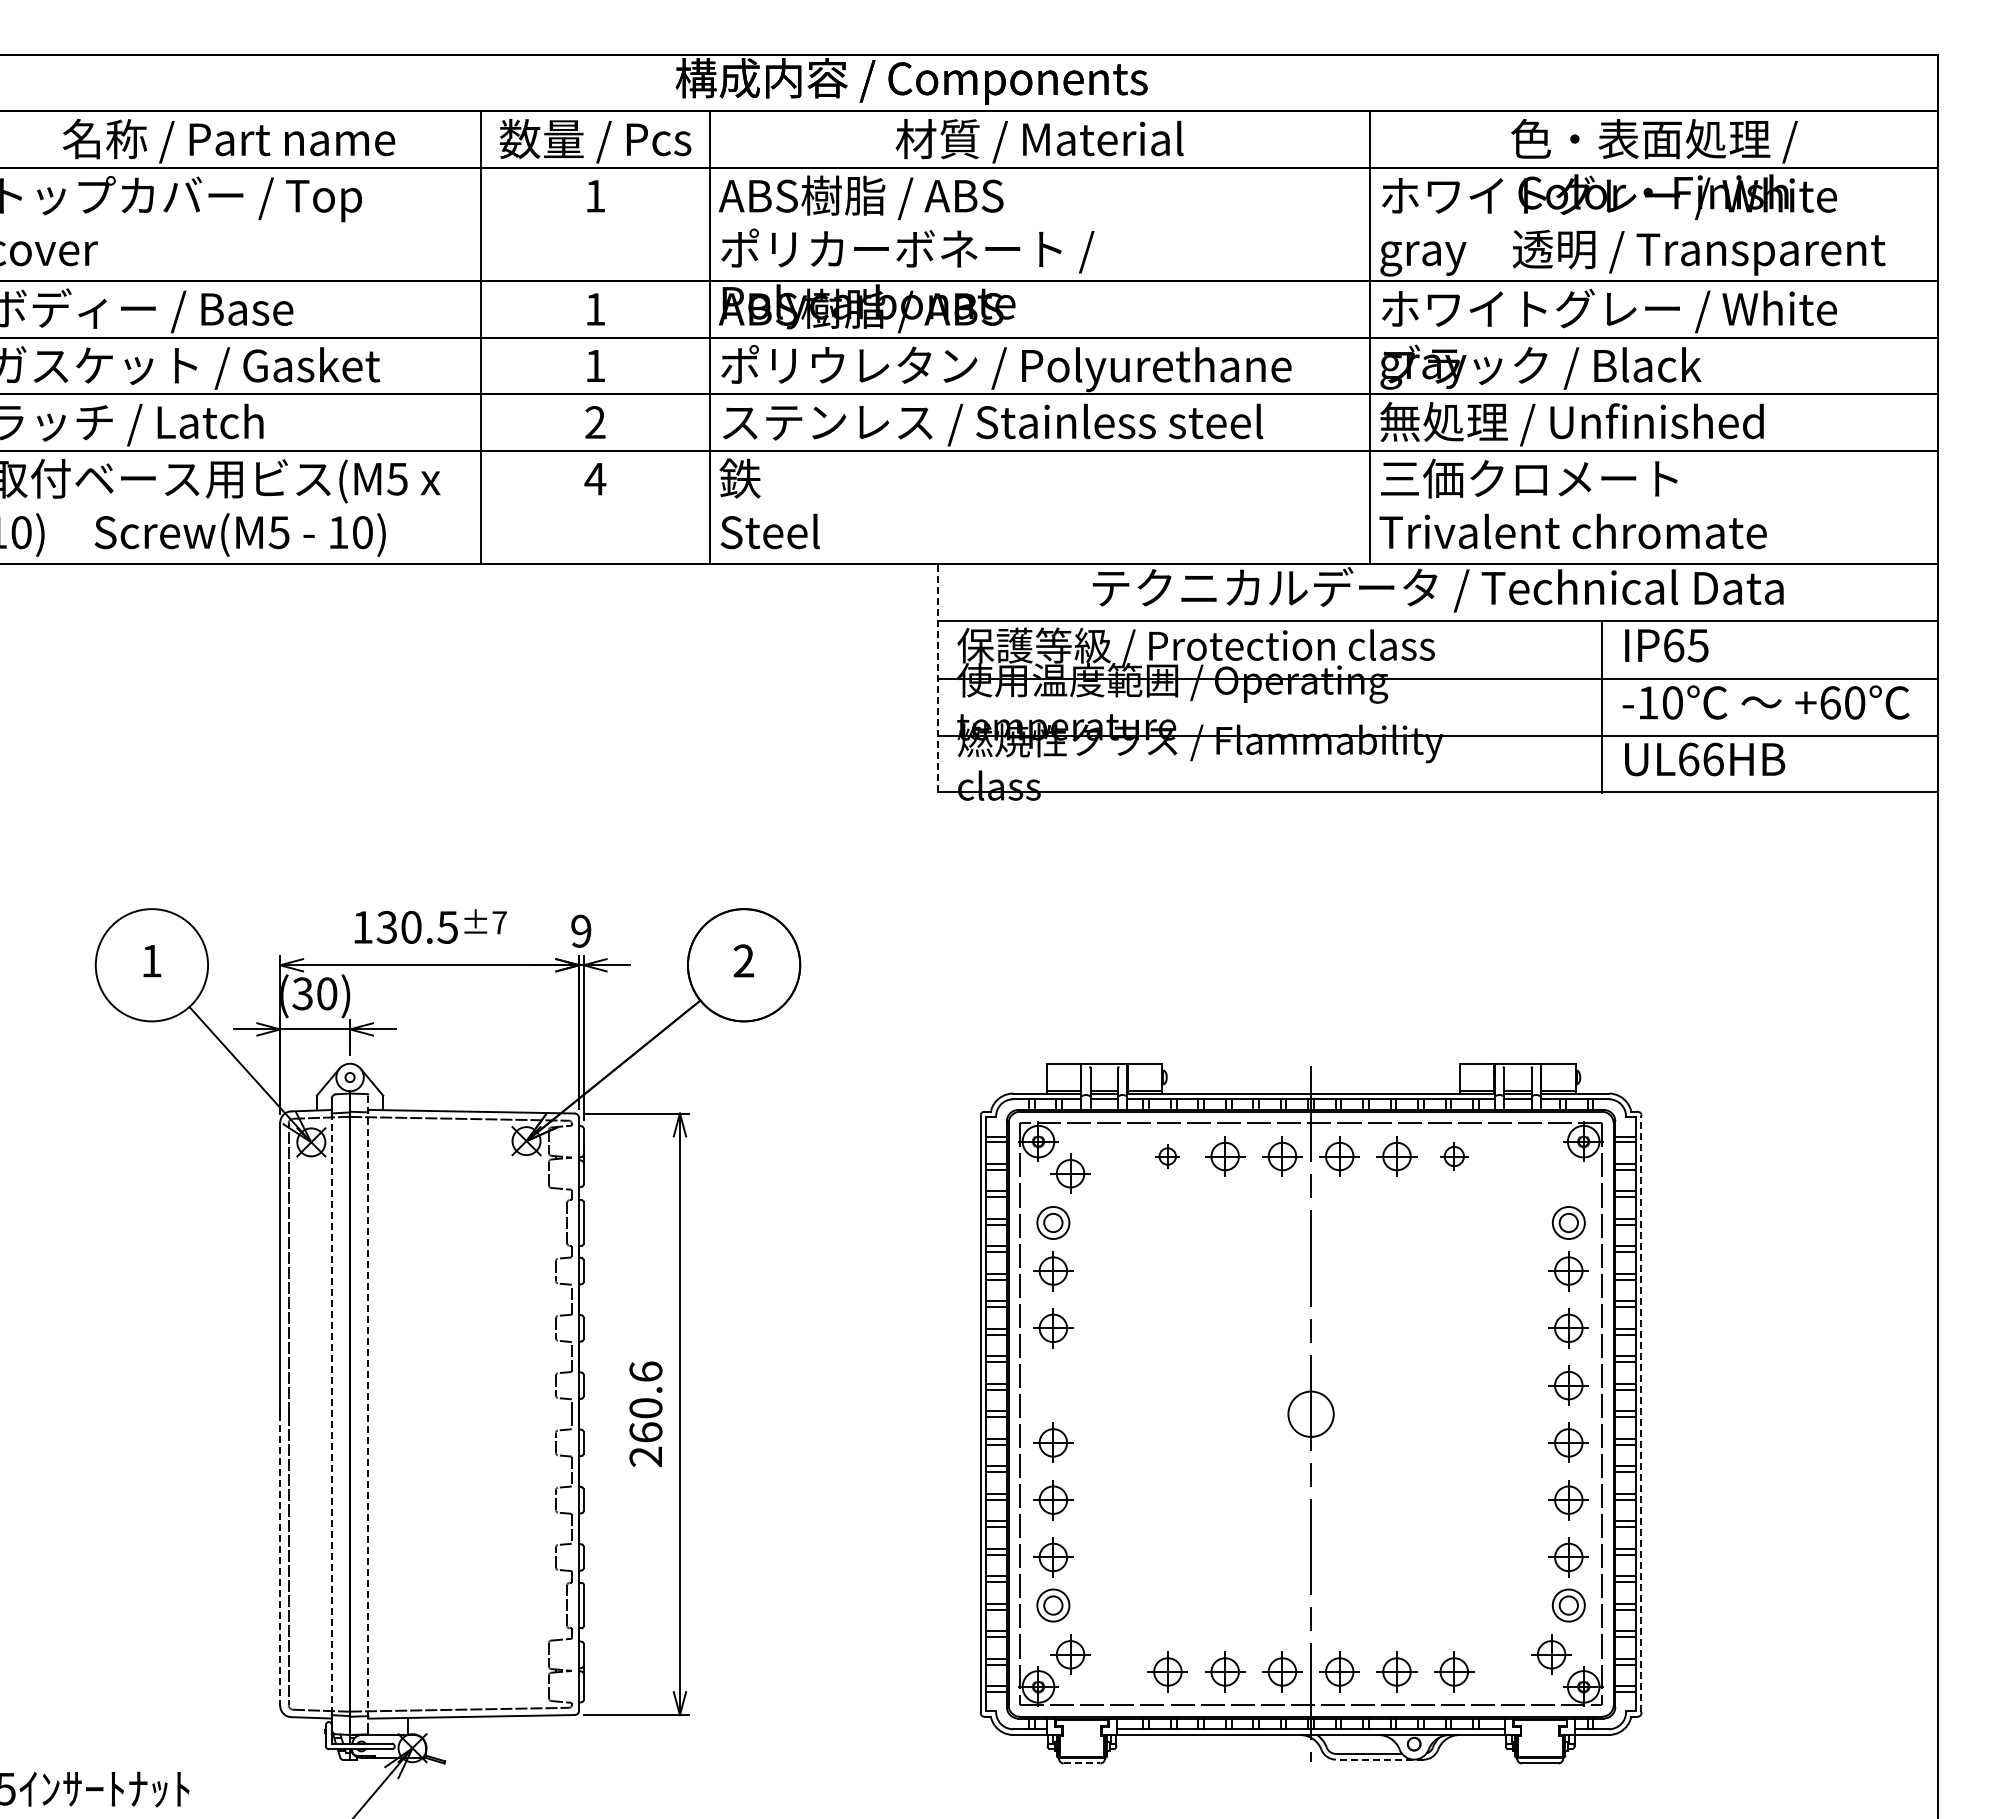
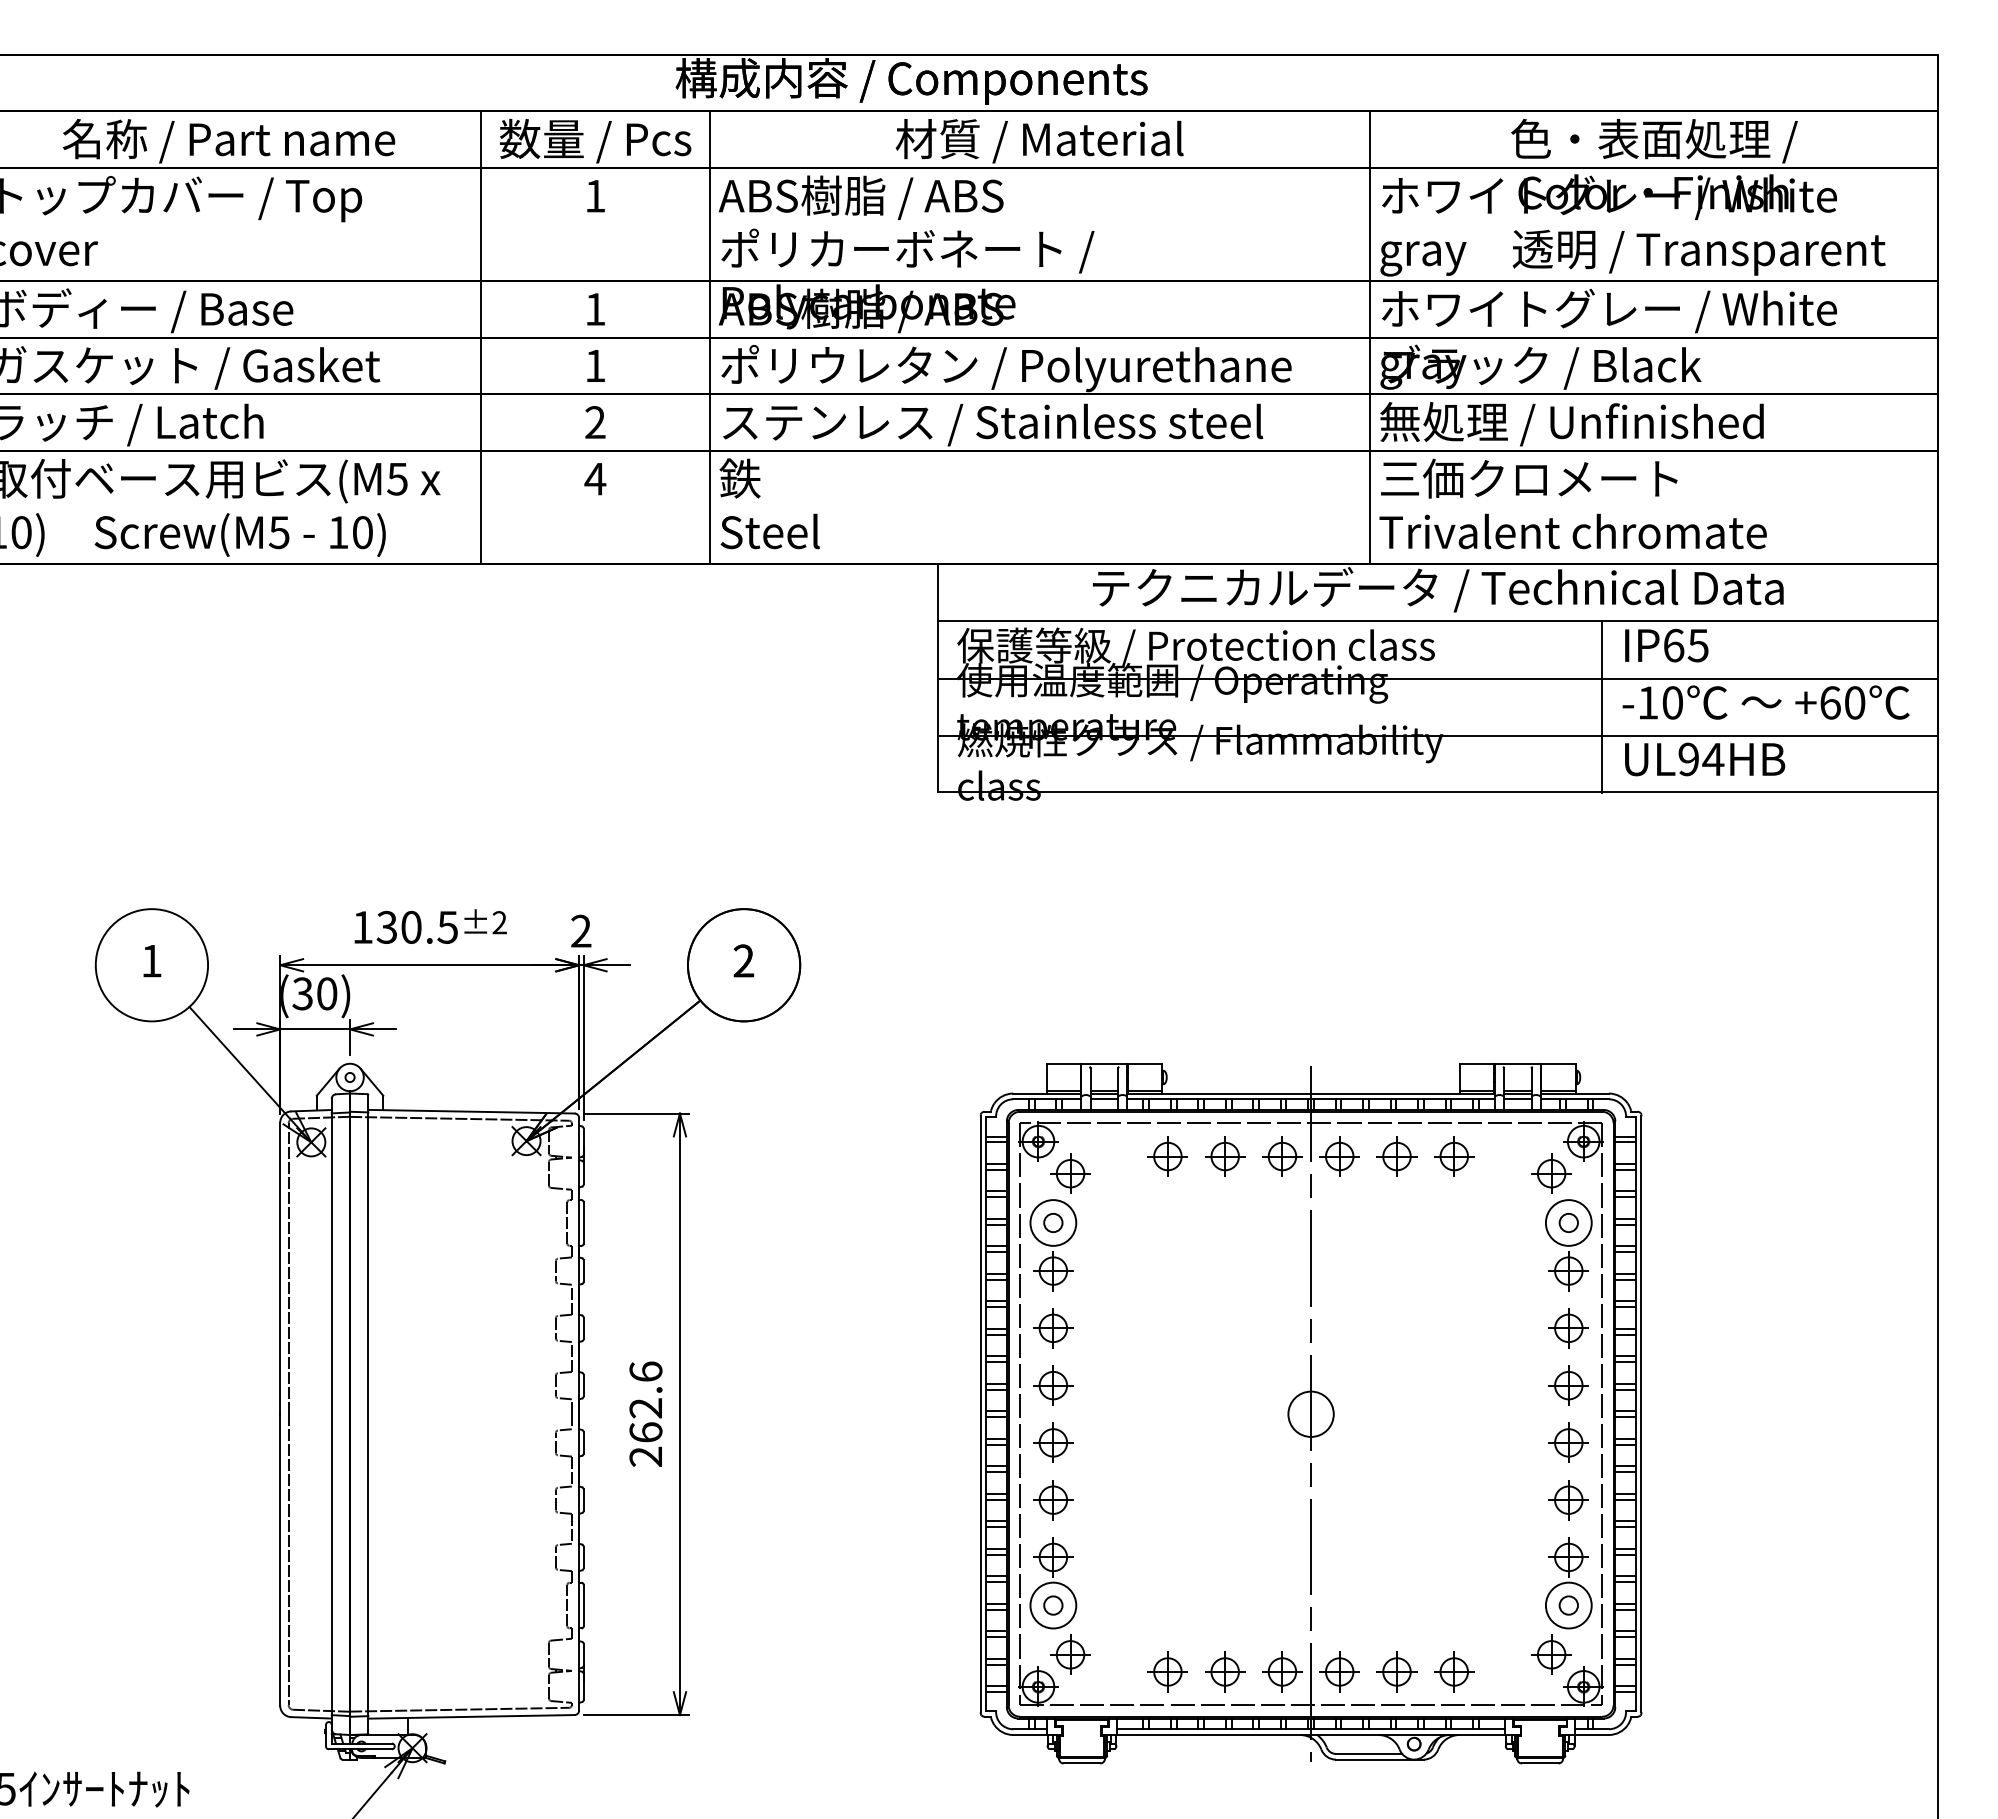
line: dashed -> solid (937, 677)
text: UL66HB -> UL94HB (1701, 759)
text: ±7 -> ±2 (499, 922)
text: 9 -> 2 (581, 931)
part size: 25x25 px -> 41x41 px (1167, 1156)
part size: 29x29 px -> 41x41 px (1454, 1156)
part: none -> present (1551, 1173)
circle diameter: 32 px -> 46 px (1053, 1222)
circle diameter: 32 px -> 46 px (1568, 1222)
part: none -> present (1053, 1385)
text: 260.6 -> 262.6 (645, 1408)
line: dashed -> solid (368, 1412)
line: dashed -> solid (331, 1414)
line: dashed -> solid (1641, 1414)
line: dashed -> solid (280, 1559)
circle diameter: 32 px -> 46 px (1053, 1605)
circle diameter: 32 px -> 46 px (1568, 1605)
line: dashed -> solid (1379, 1759)
line: dashed -> solid (1082, 1763)
